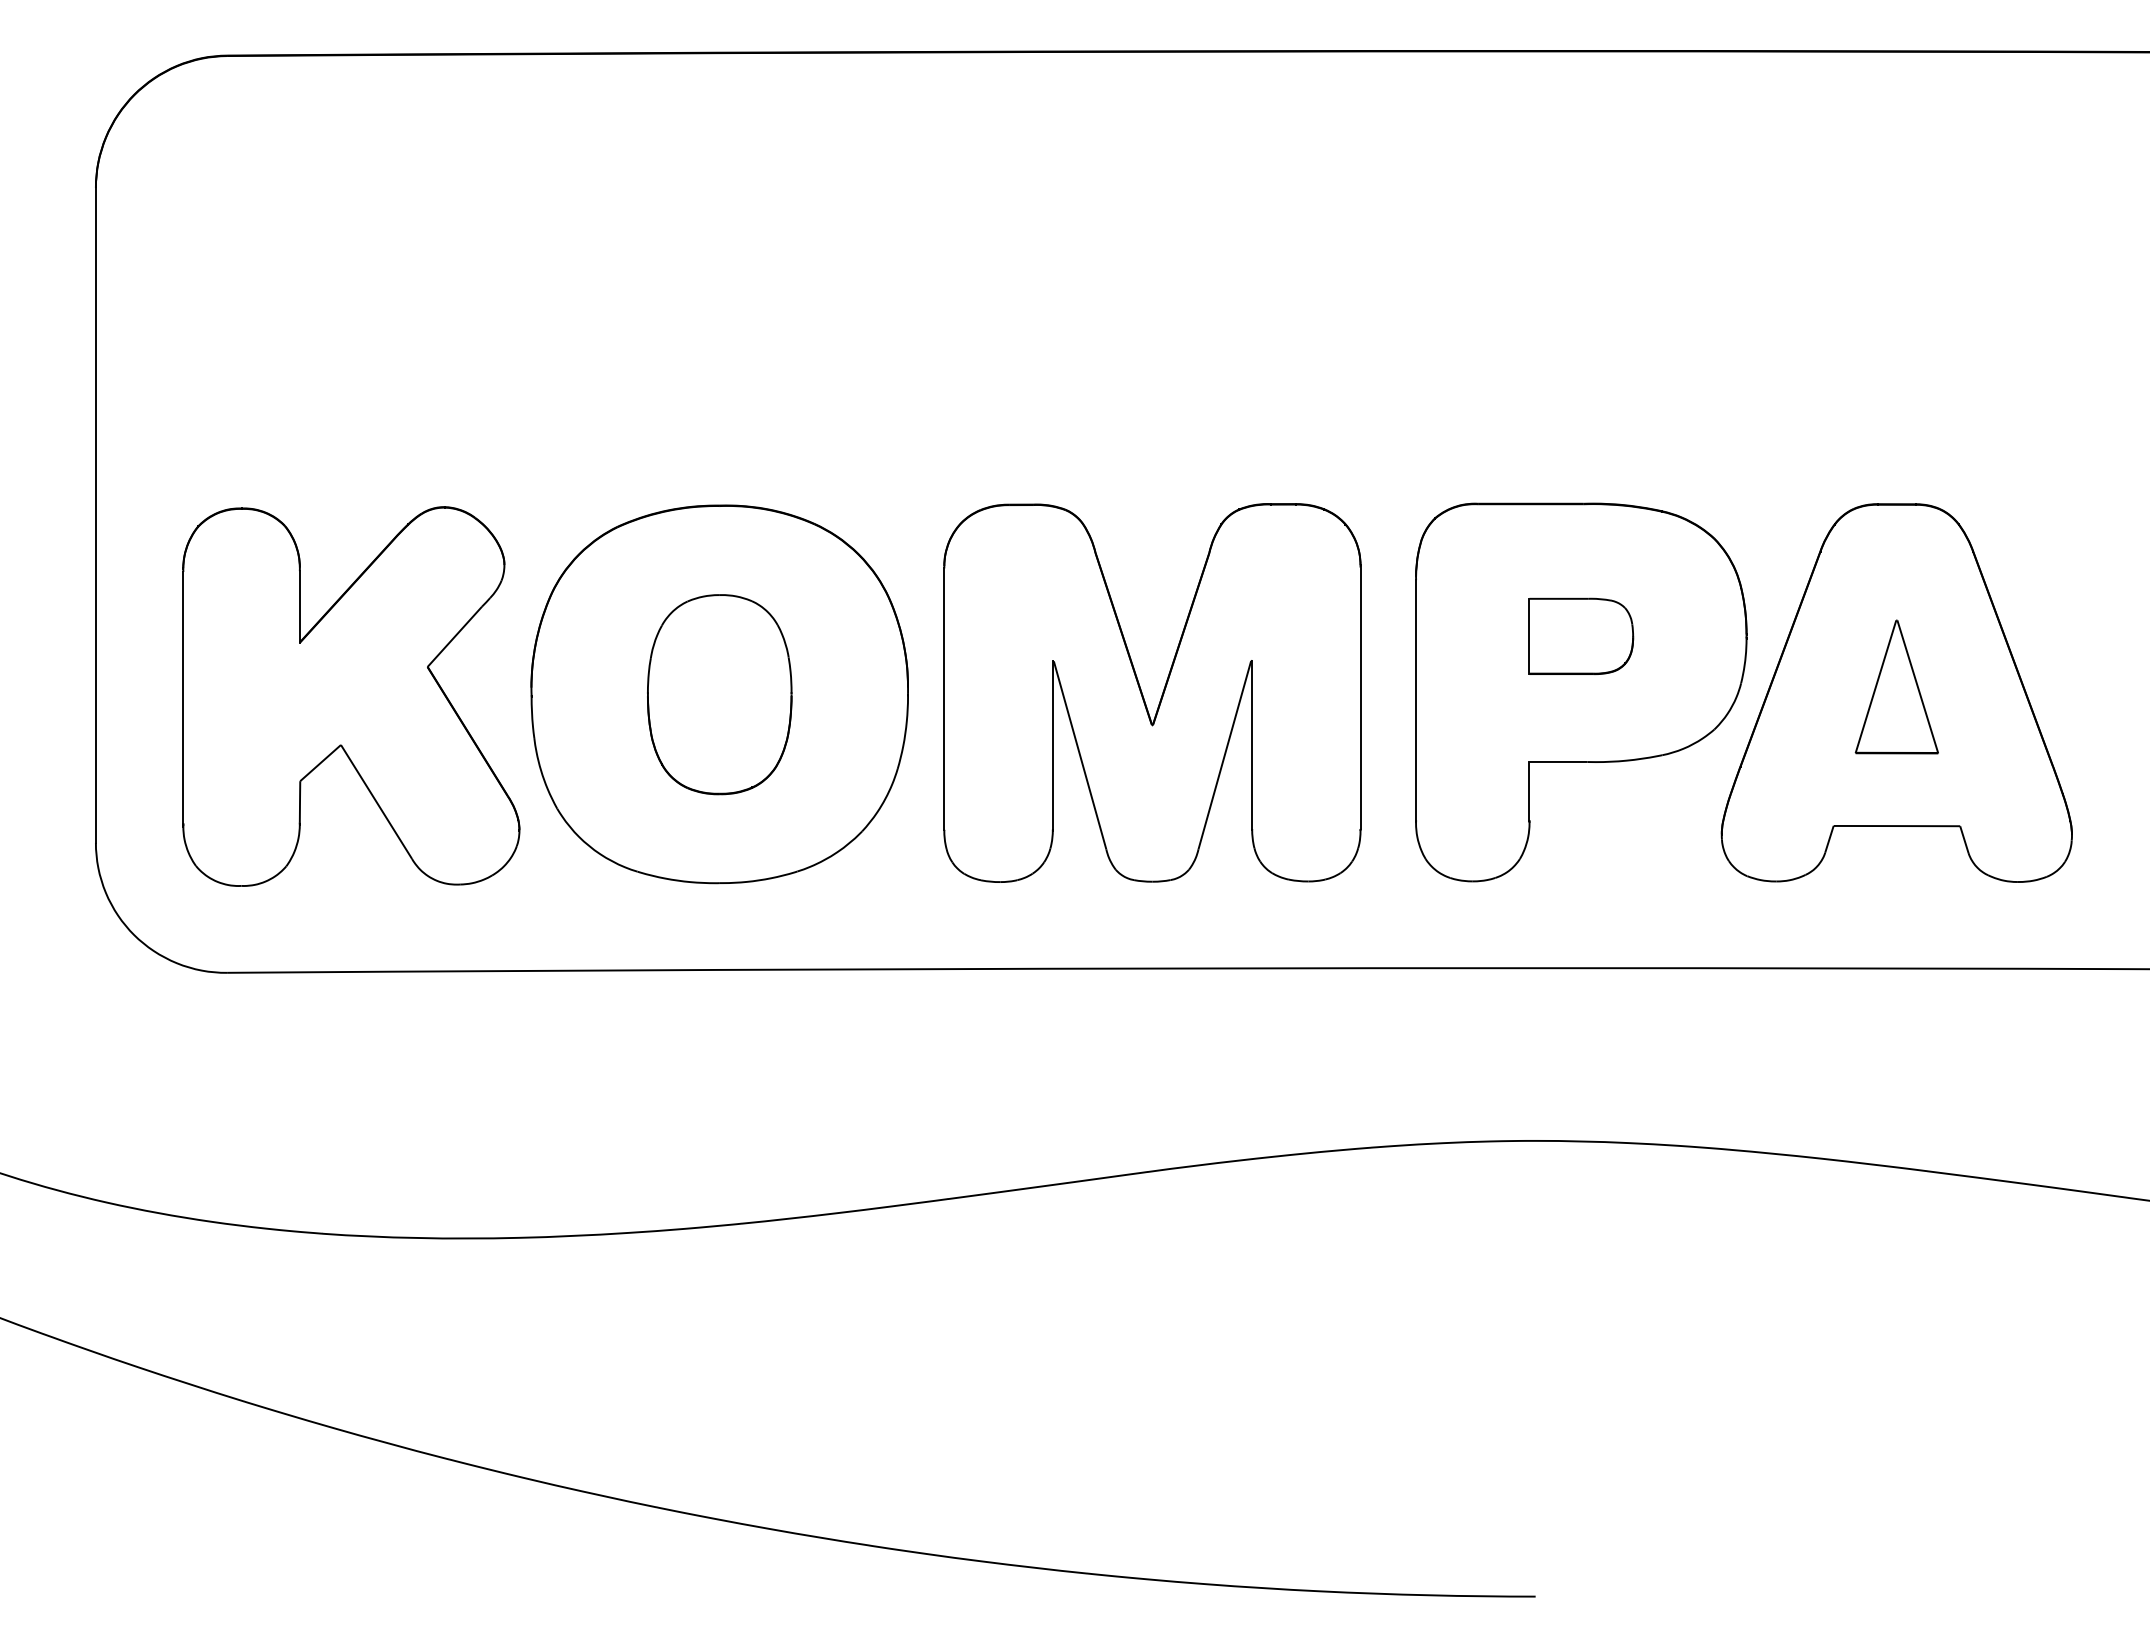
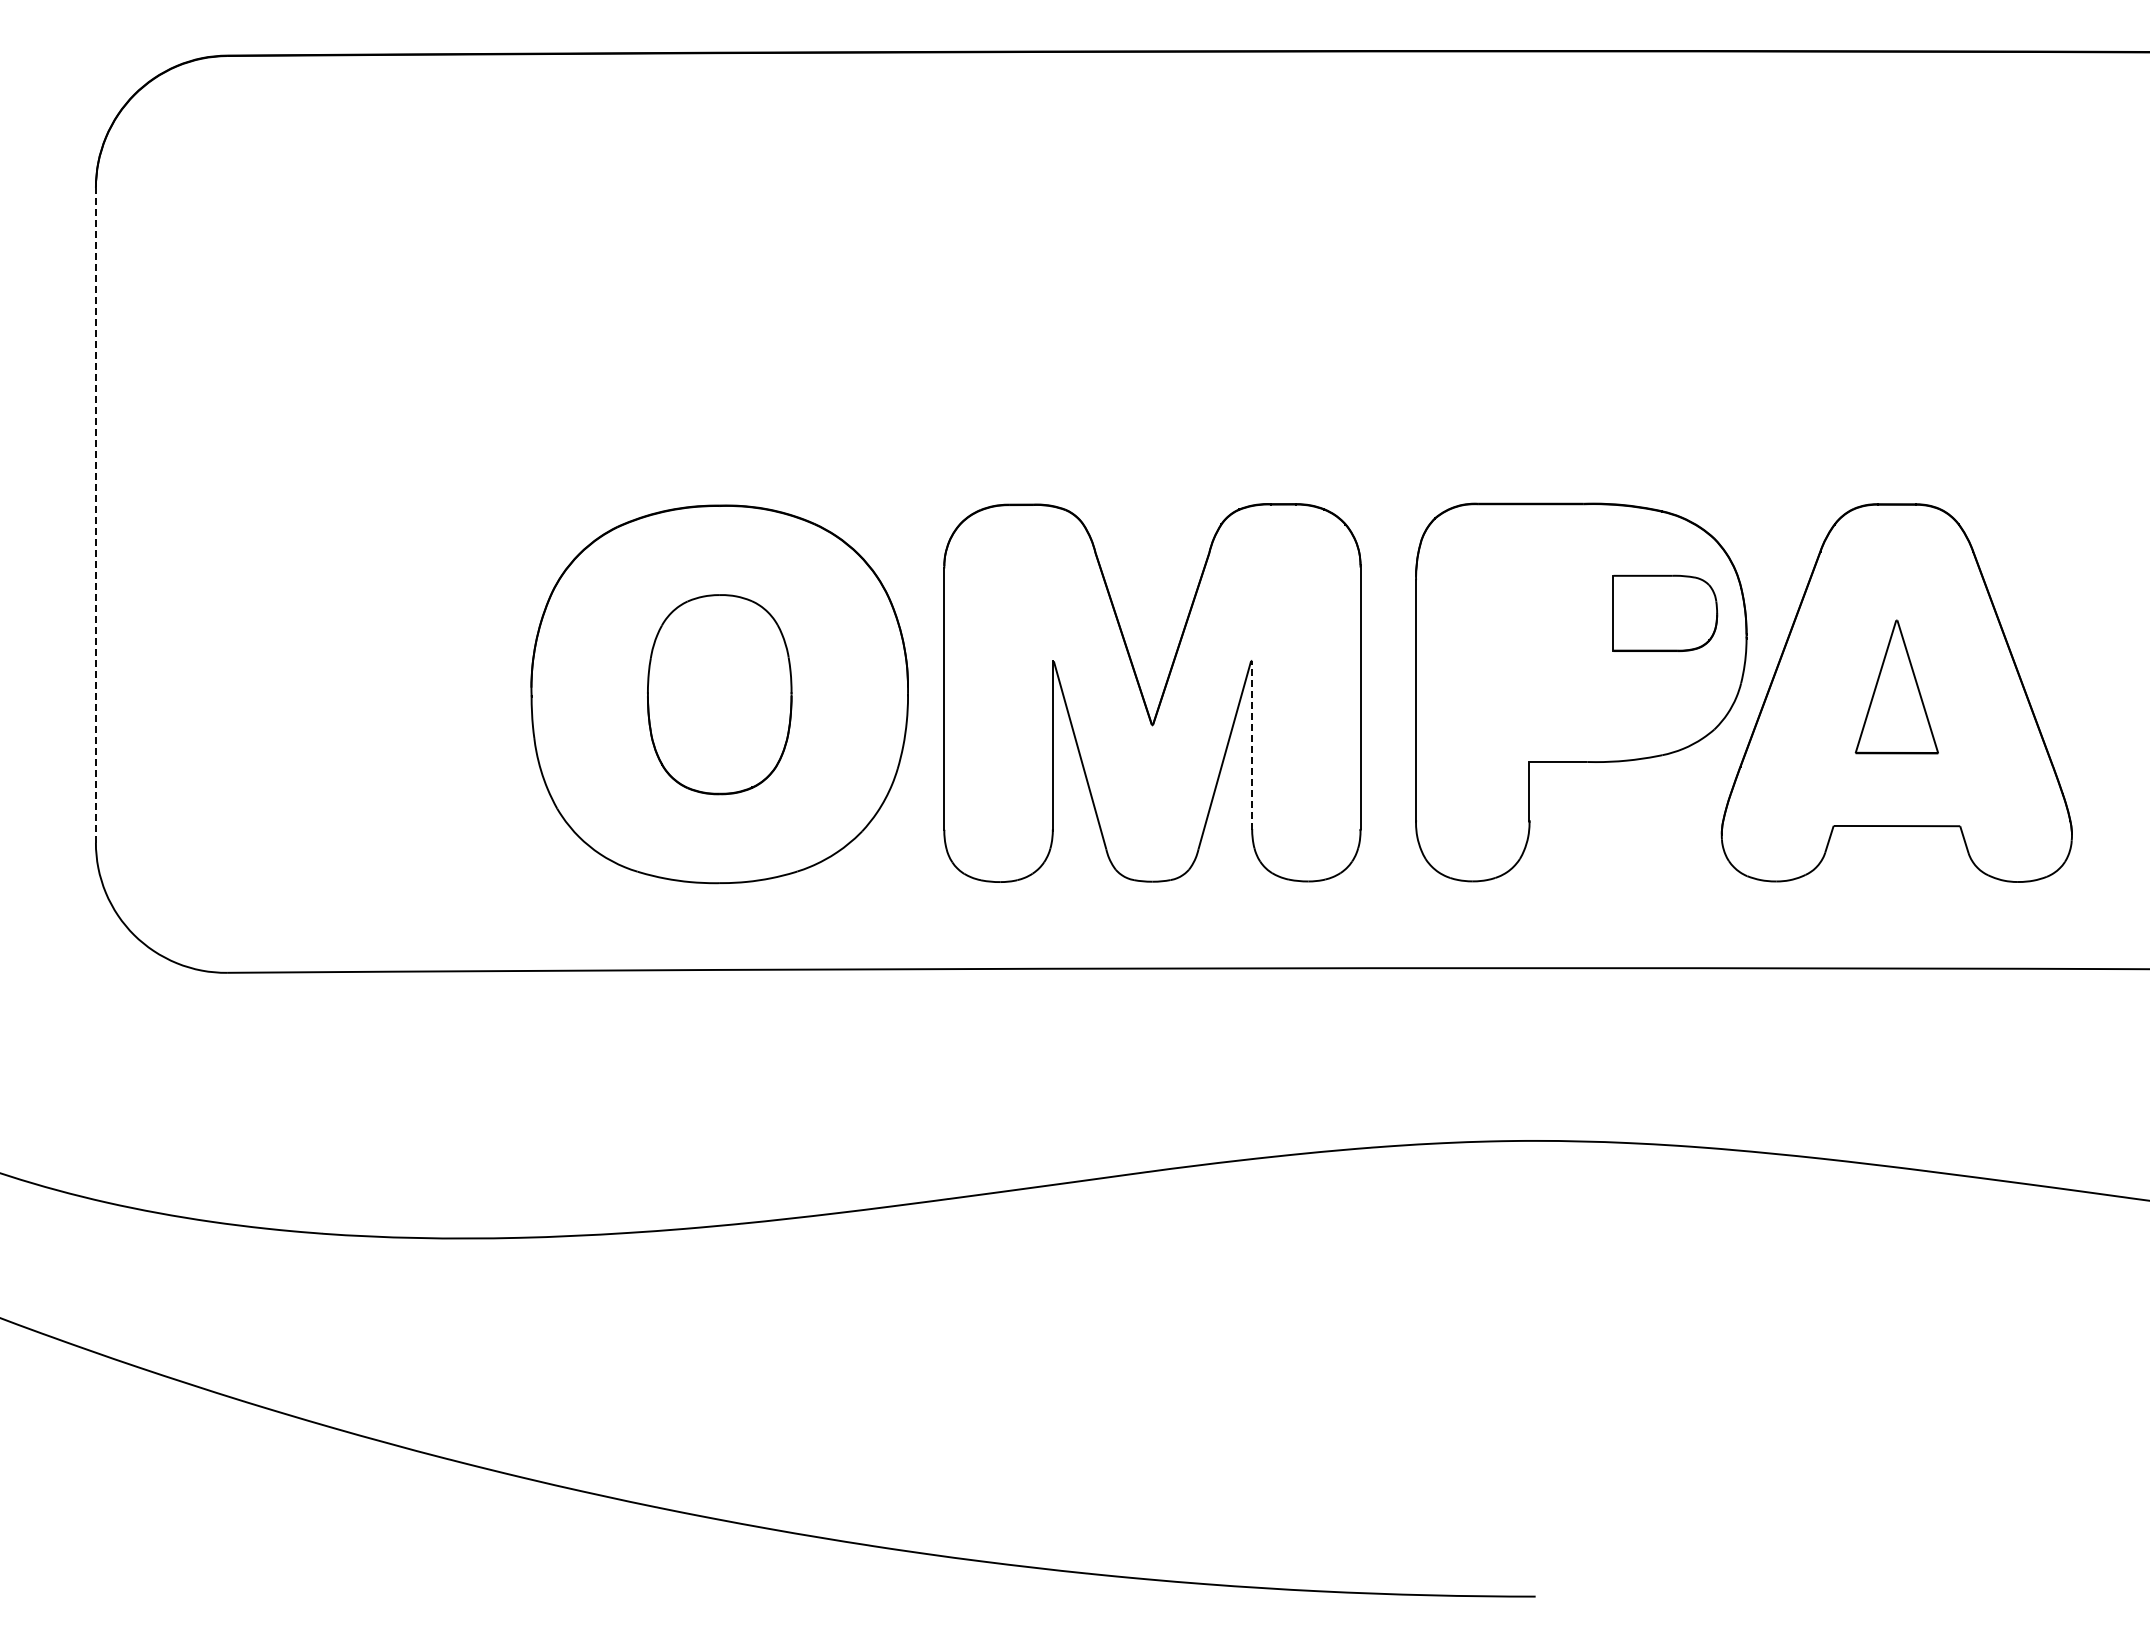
line: solid -> dashed (95, 515)
part position: (1581, 635) -> (1665, 612) (1665, 612)
part: present -> none (351, 696)
line: solid -> dashed (1252, 744)
